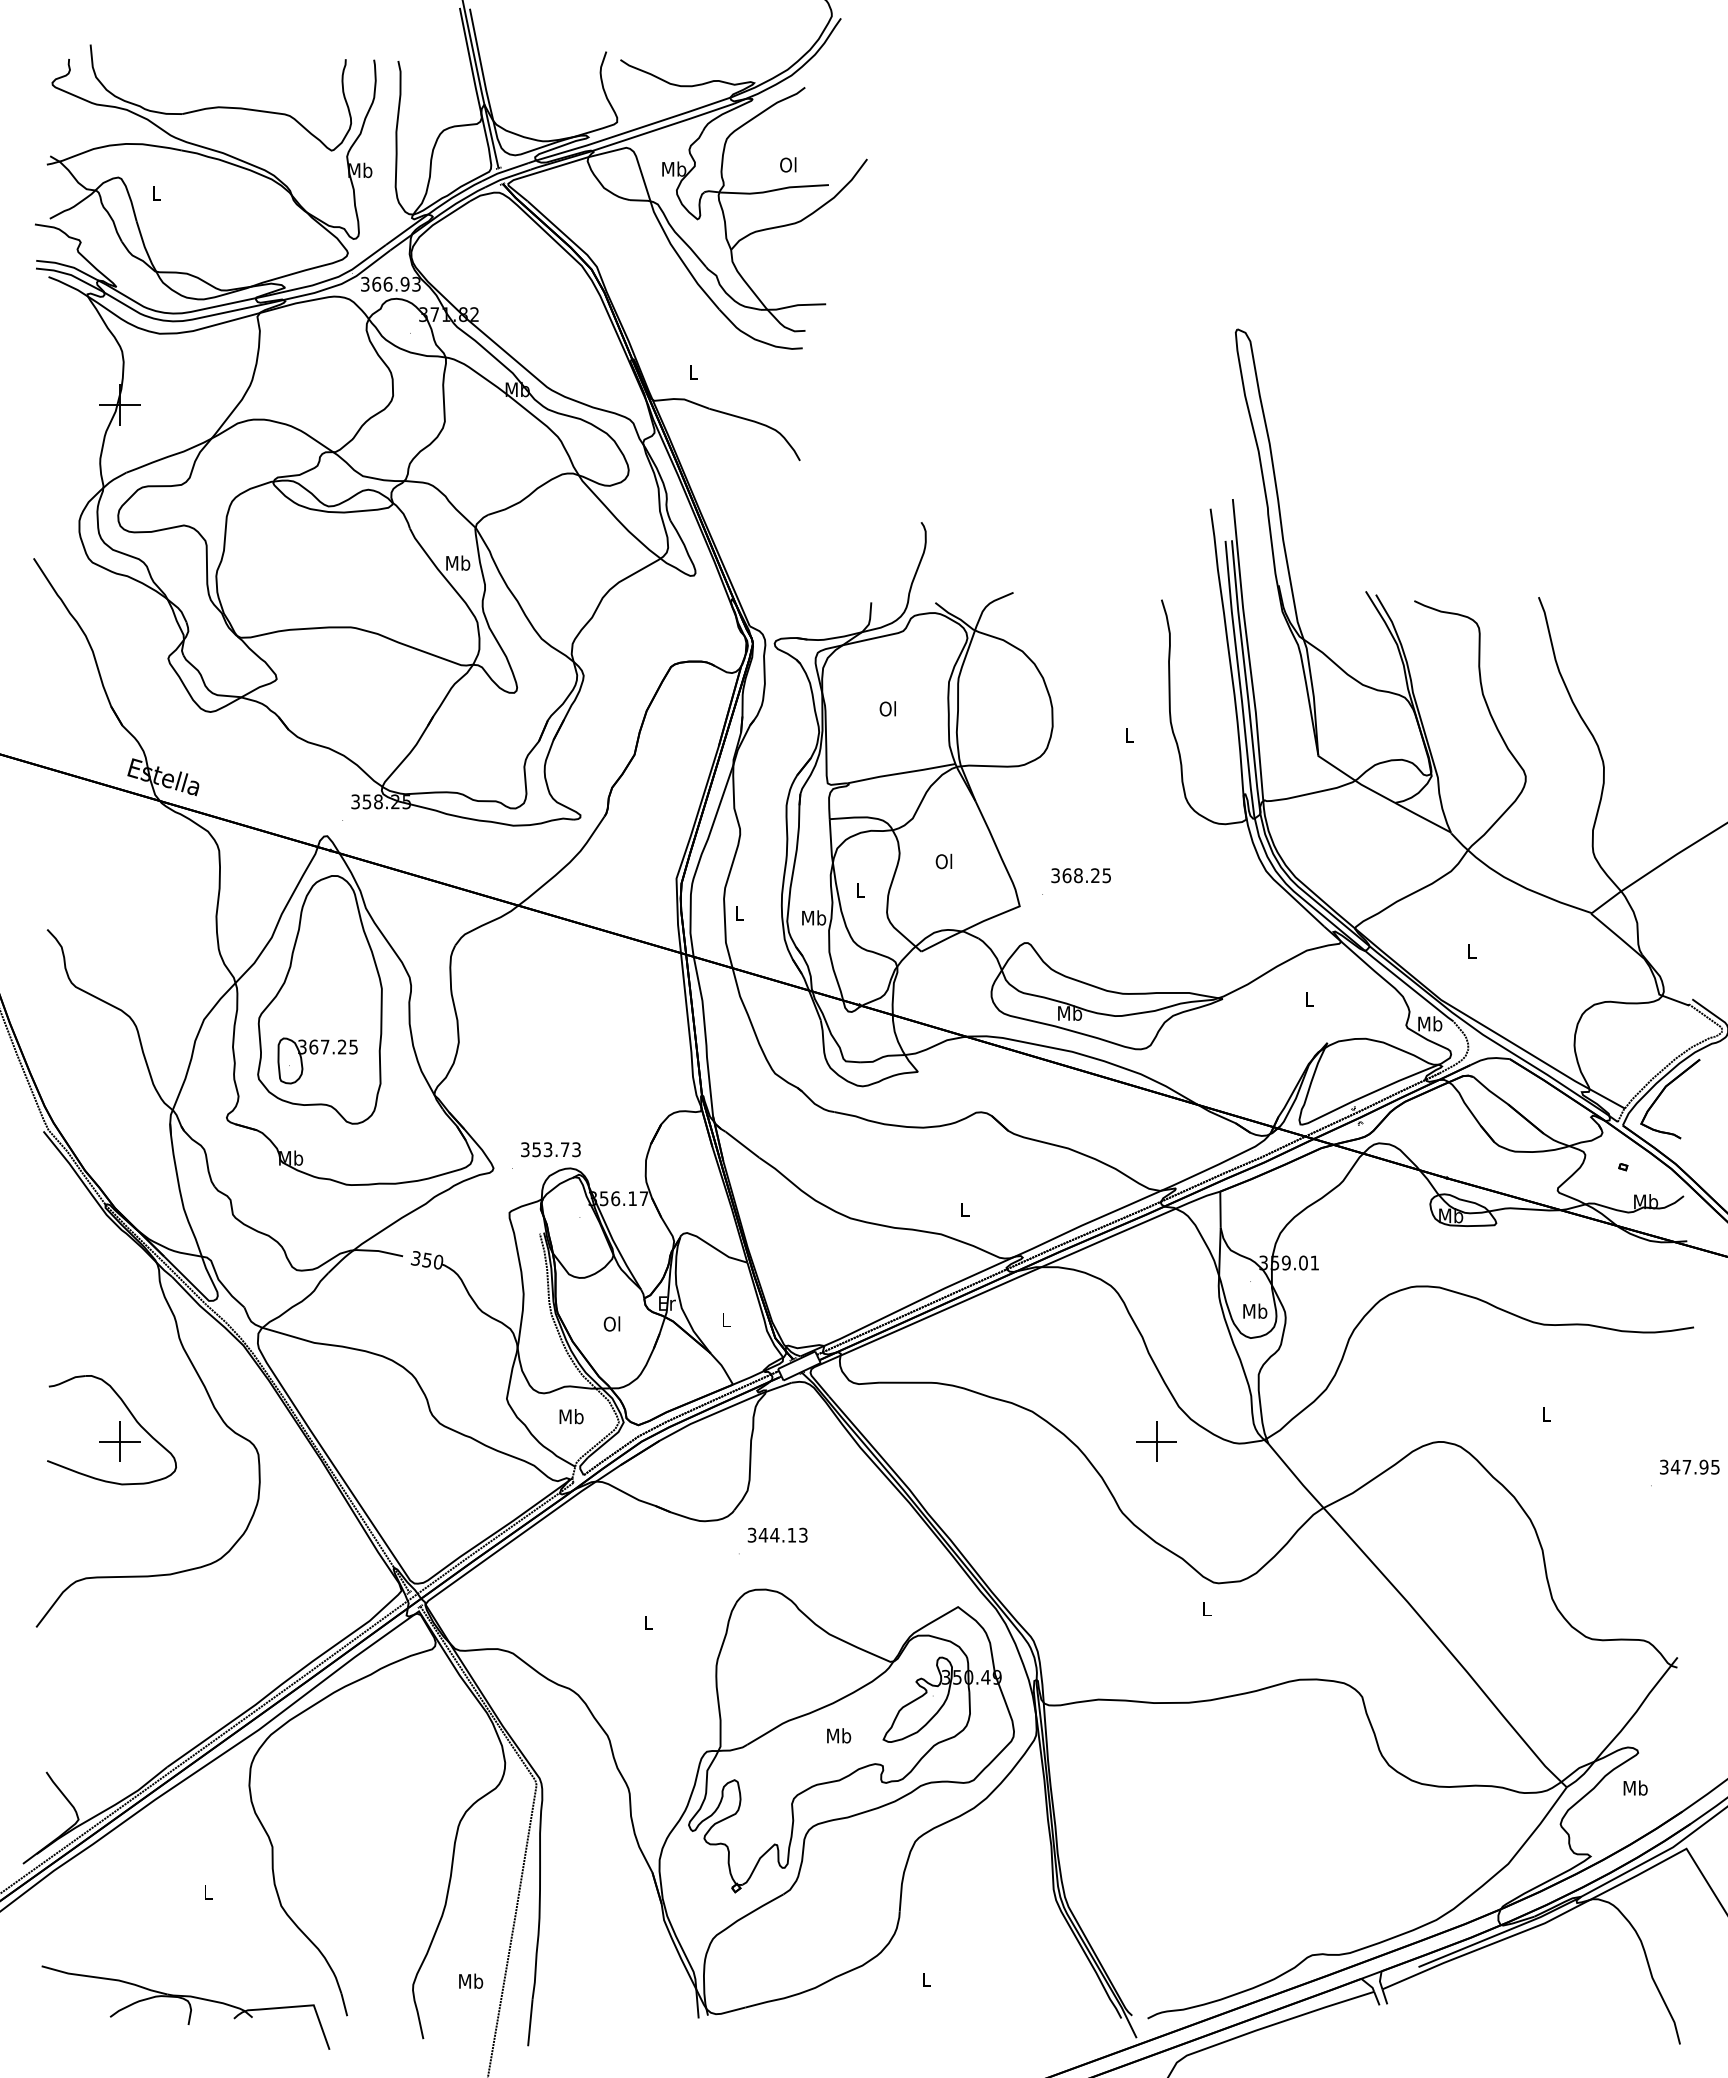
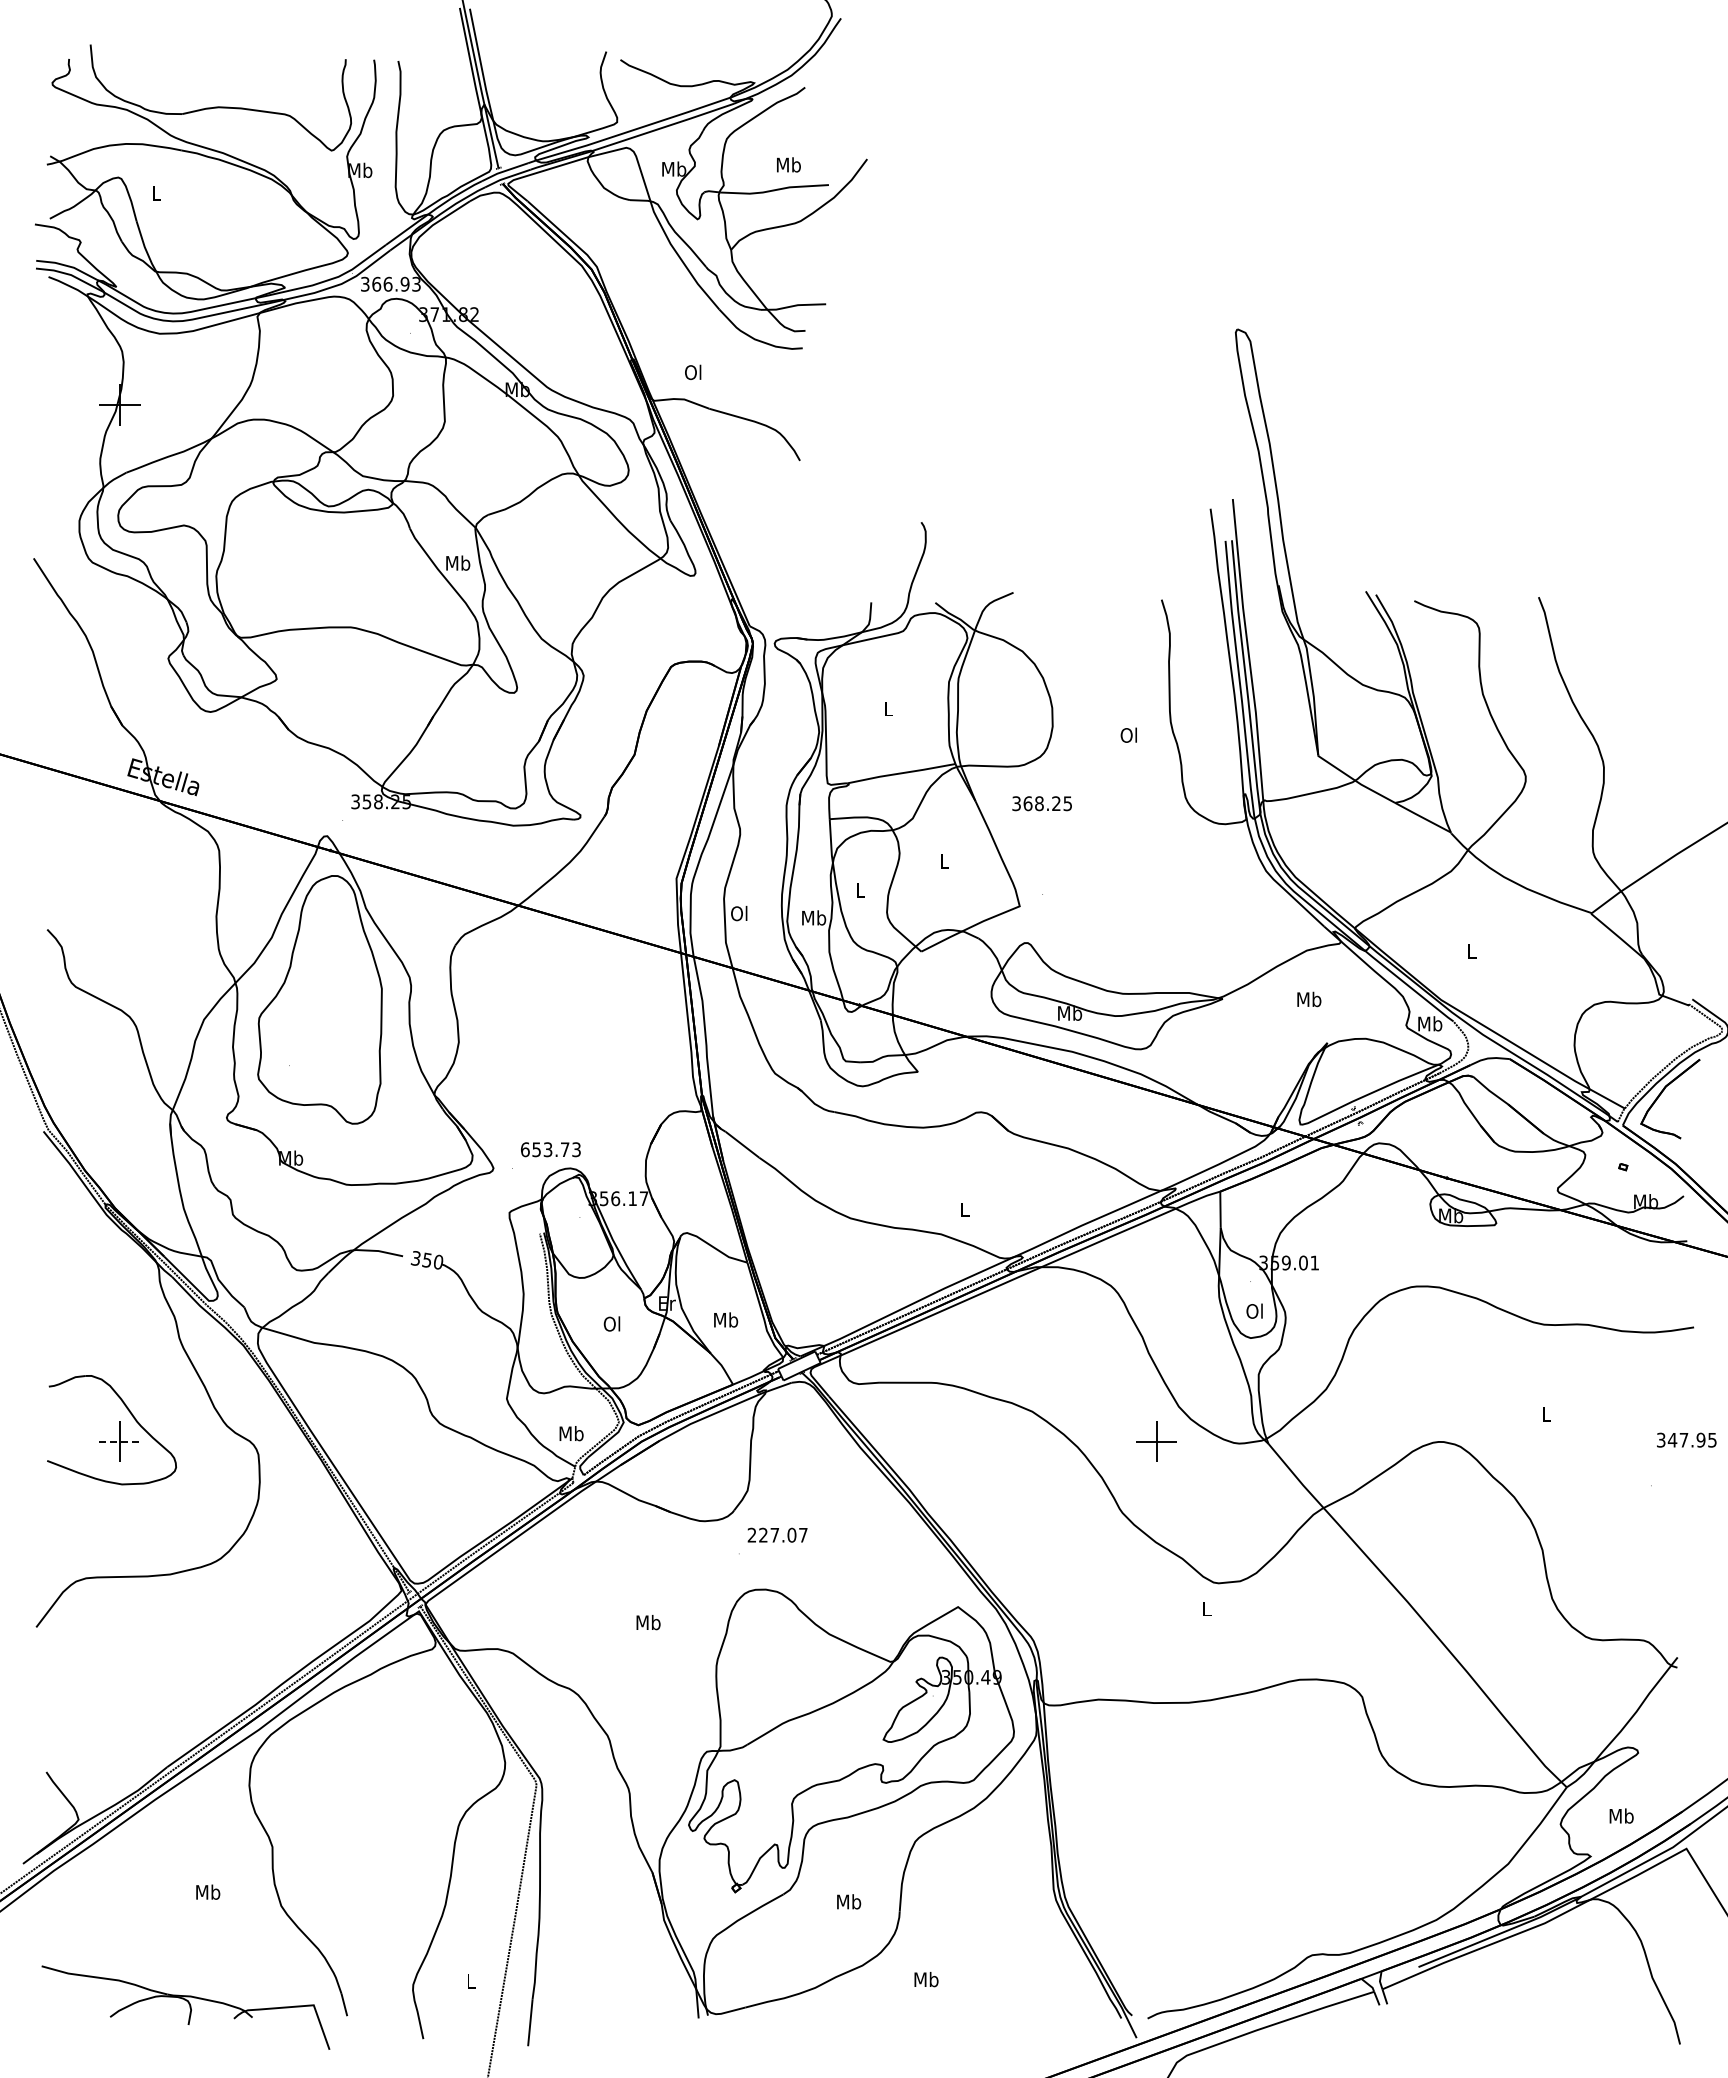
text: Ol -> Mb (788, 164)
text: L -> Ol (693, 372)
text: Ol -> L (887, 708)
text: L -> Ol (1128, 734)
text: Ol -> L (943, 861)
text position: (1080, 875) -> (1041, 803) (1041, 803)
text: L -> Ol (739, 913)
text: L -> Mb (1309, 999)
part: present -> none (315, 1054)
text: 353.73 -> 653.73 (525, 1149)
text: Mb -> Ol (1255, 1310)
text: L -> Mb (726, 1319)
text position: (571, 1416) -> (571, 1433) (571, 1433)
line: solid -> dashed (120, 1441)
text position: (1689, 1466) -> (1686, 1439) (1686, 1439)
text: 344.13 -> 227.07 (777, 1534)
text: L -> Mb (648, 1622)
text position: (839, 1735) -> (849, 1901) (849, 1901)
text position: (1635, 1787) -> (1621, 1815) (1621, 1815)
text: L -> Mb (208, 1891)
text: L -> Mb (926, 1979)
text: Mb -> L (471, 1980)
